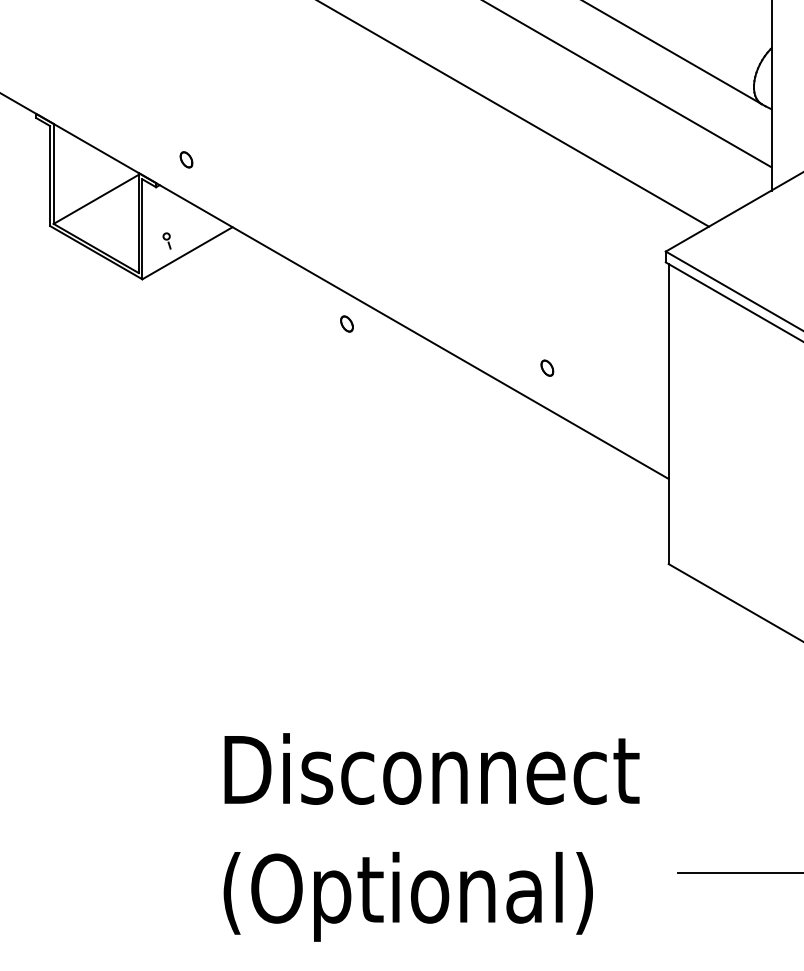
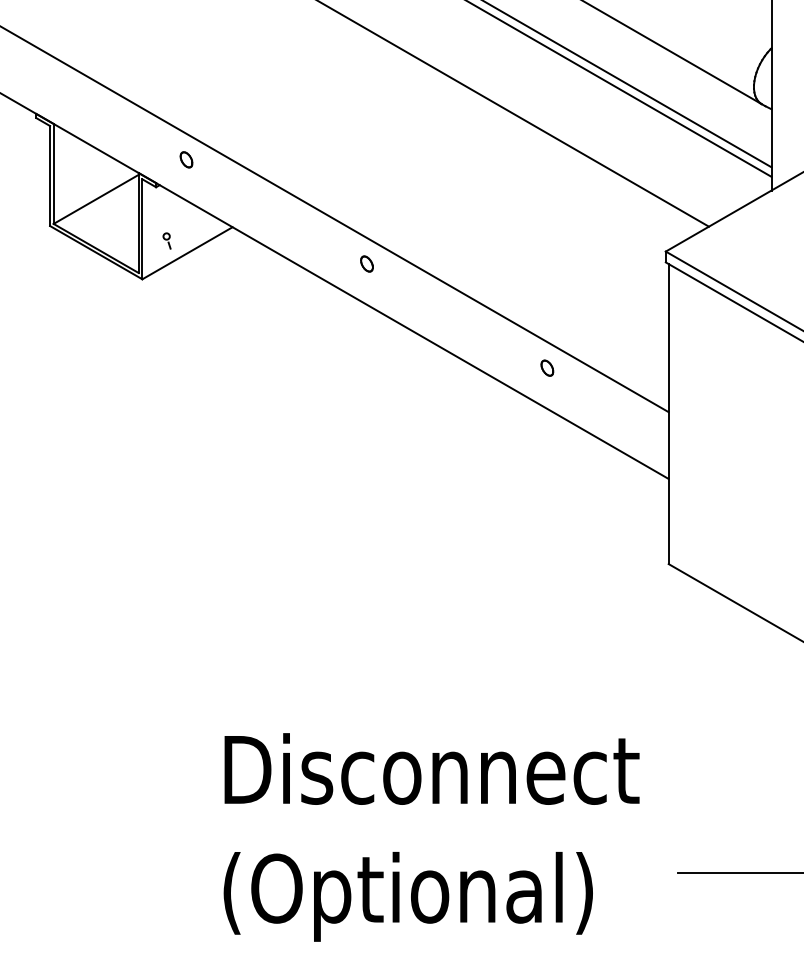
line: none -> present (620, 89)
line: none -> present (335, 219)
part position: (346, 323) -> (366, 263) (366, 263)
